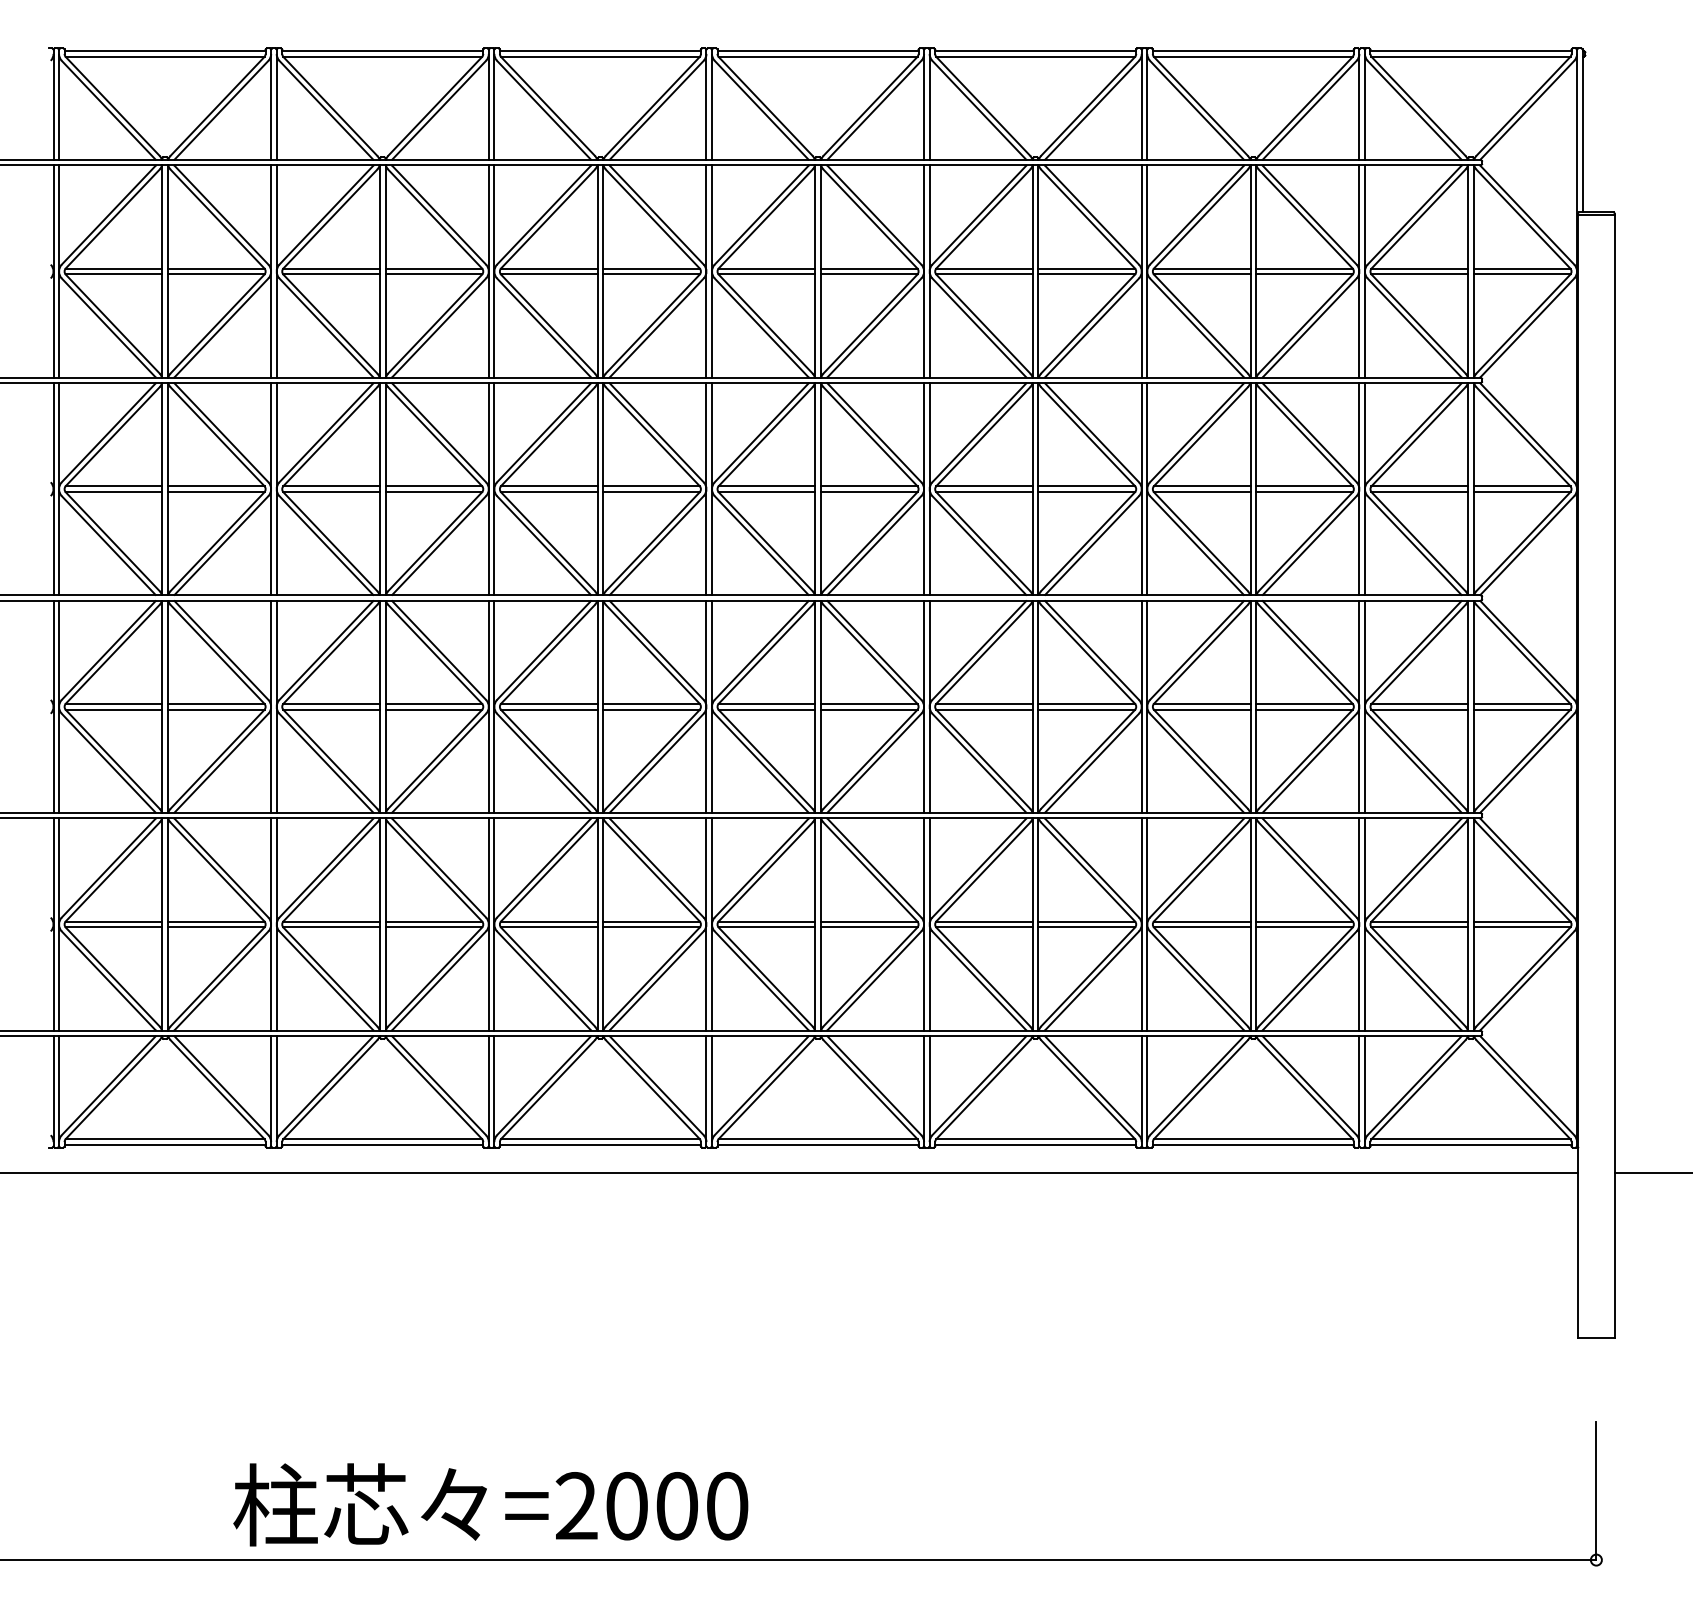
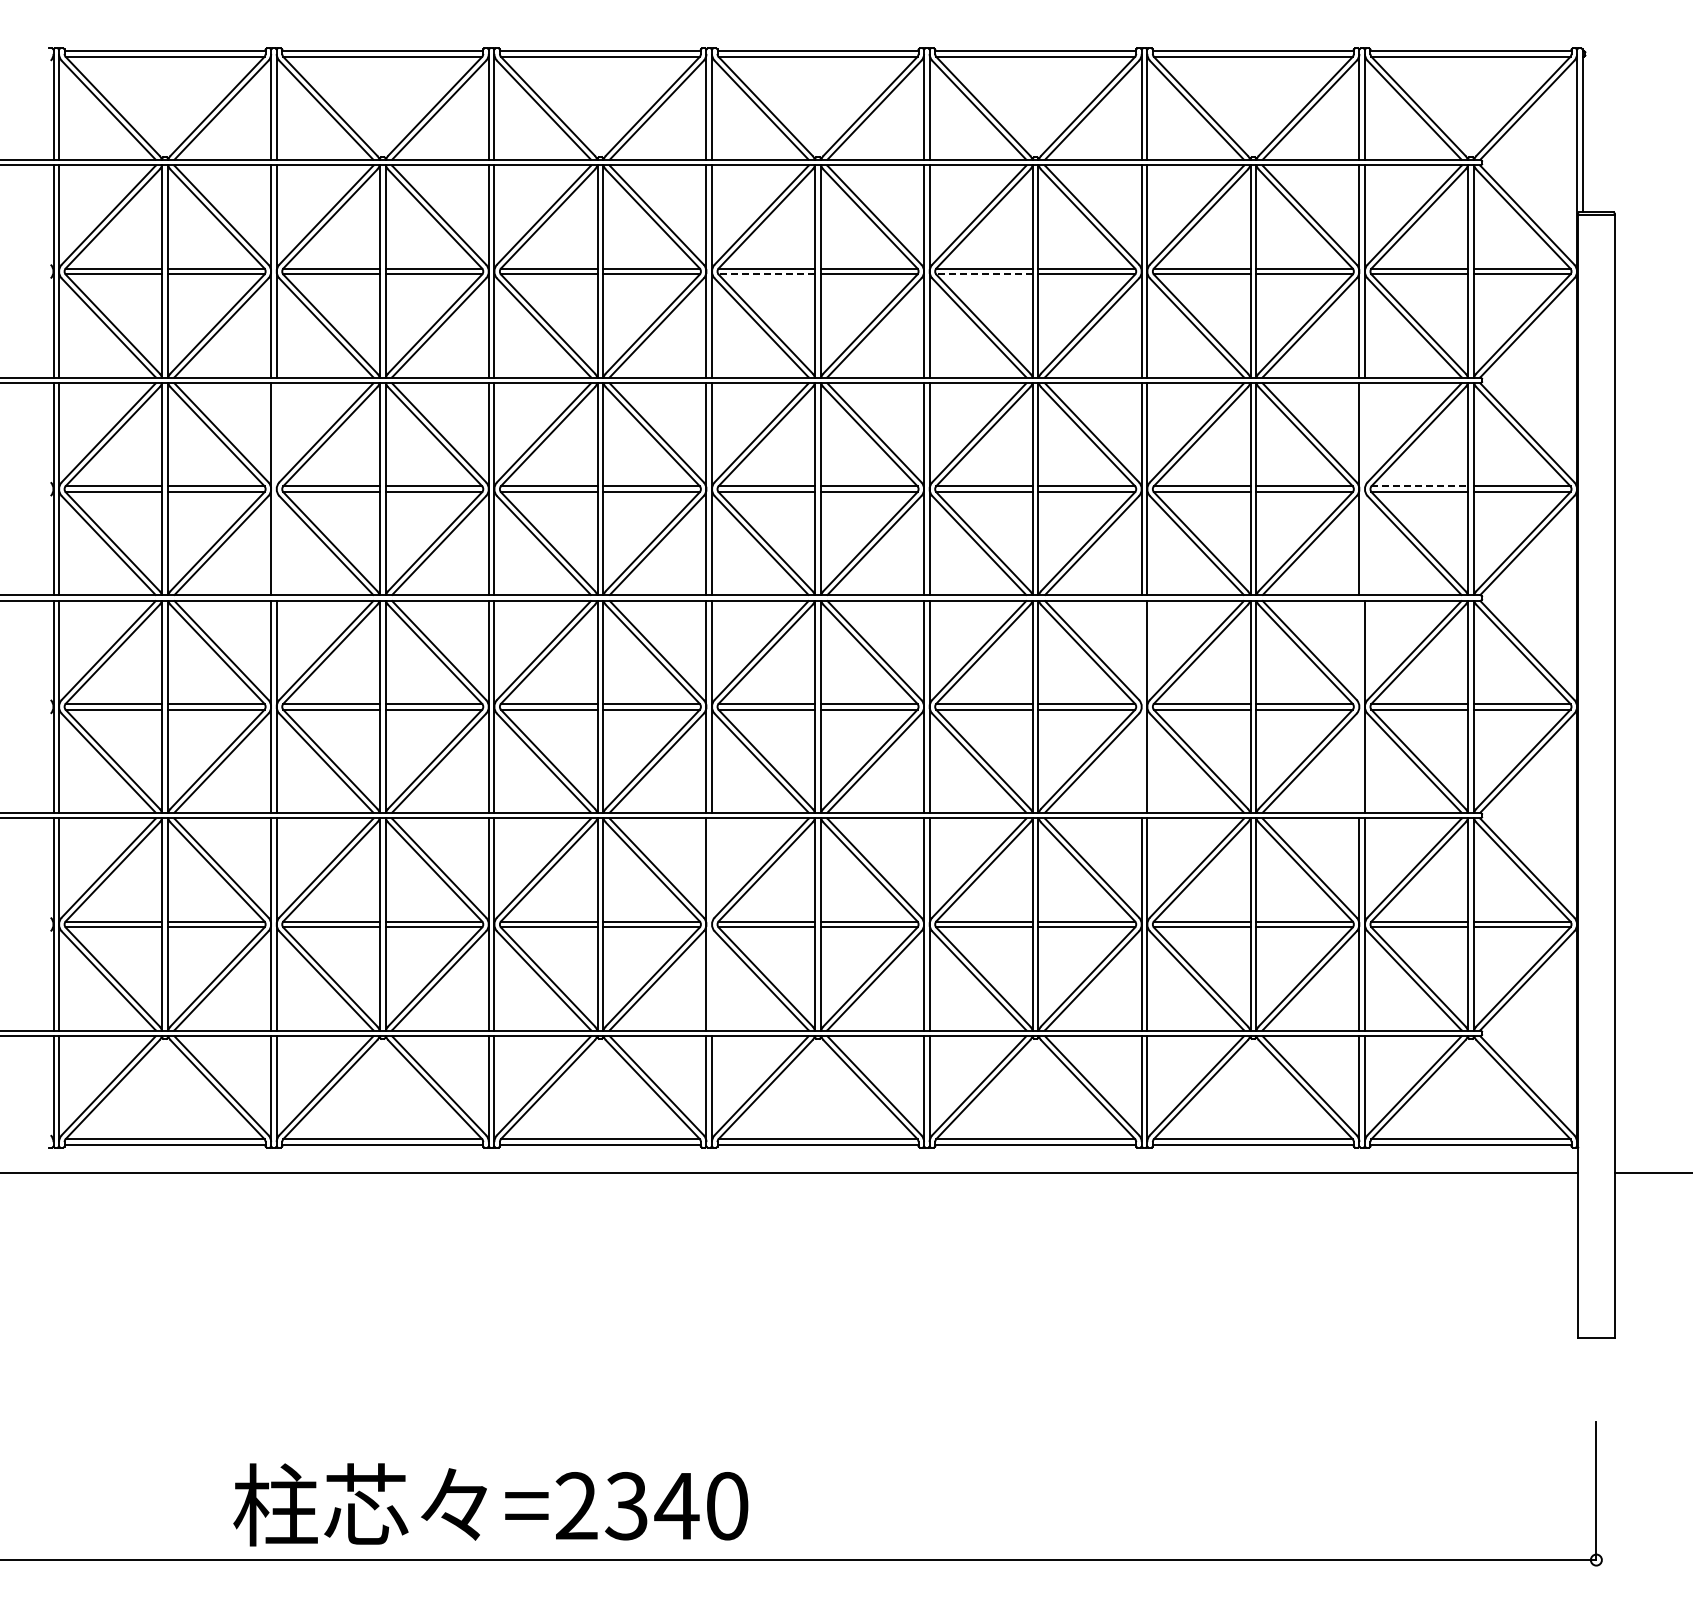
line: solid -> dashed (766, 274)
line: solid -> dashed (984, 274)
line: solid -> dashed (1420, 486)
line: present -> none (276, 489)
line: present -> none (1364, 489)
line: present -> none (1141, 706)
line: present -> none (1359, 706)
line: present -> none (712, 924)
text: =2000 -> =2340 (652, 1506)
